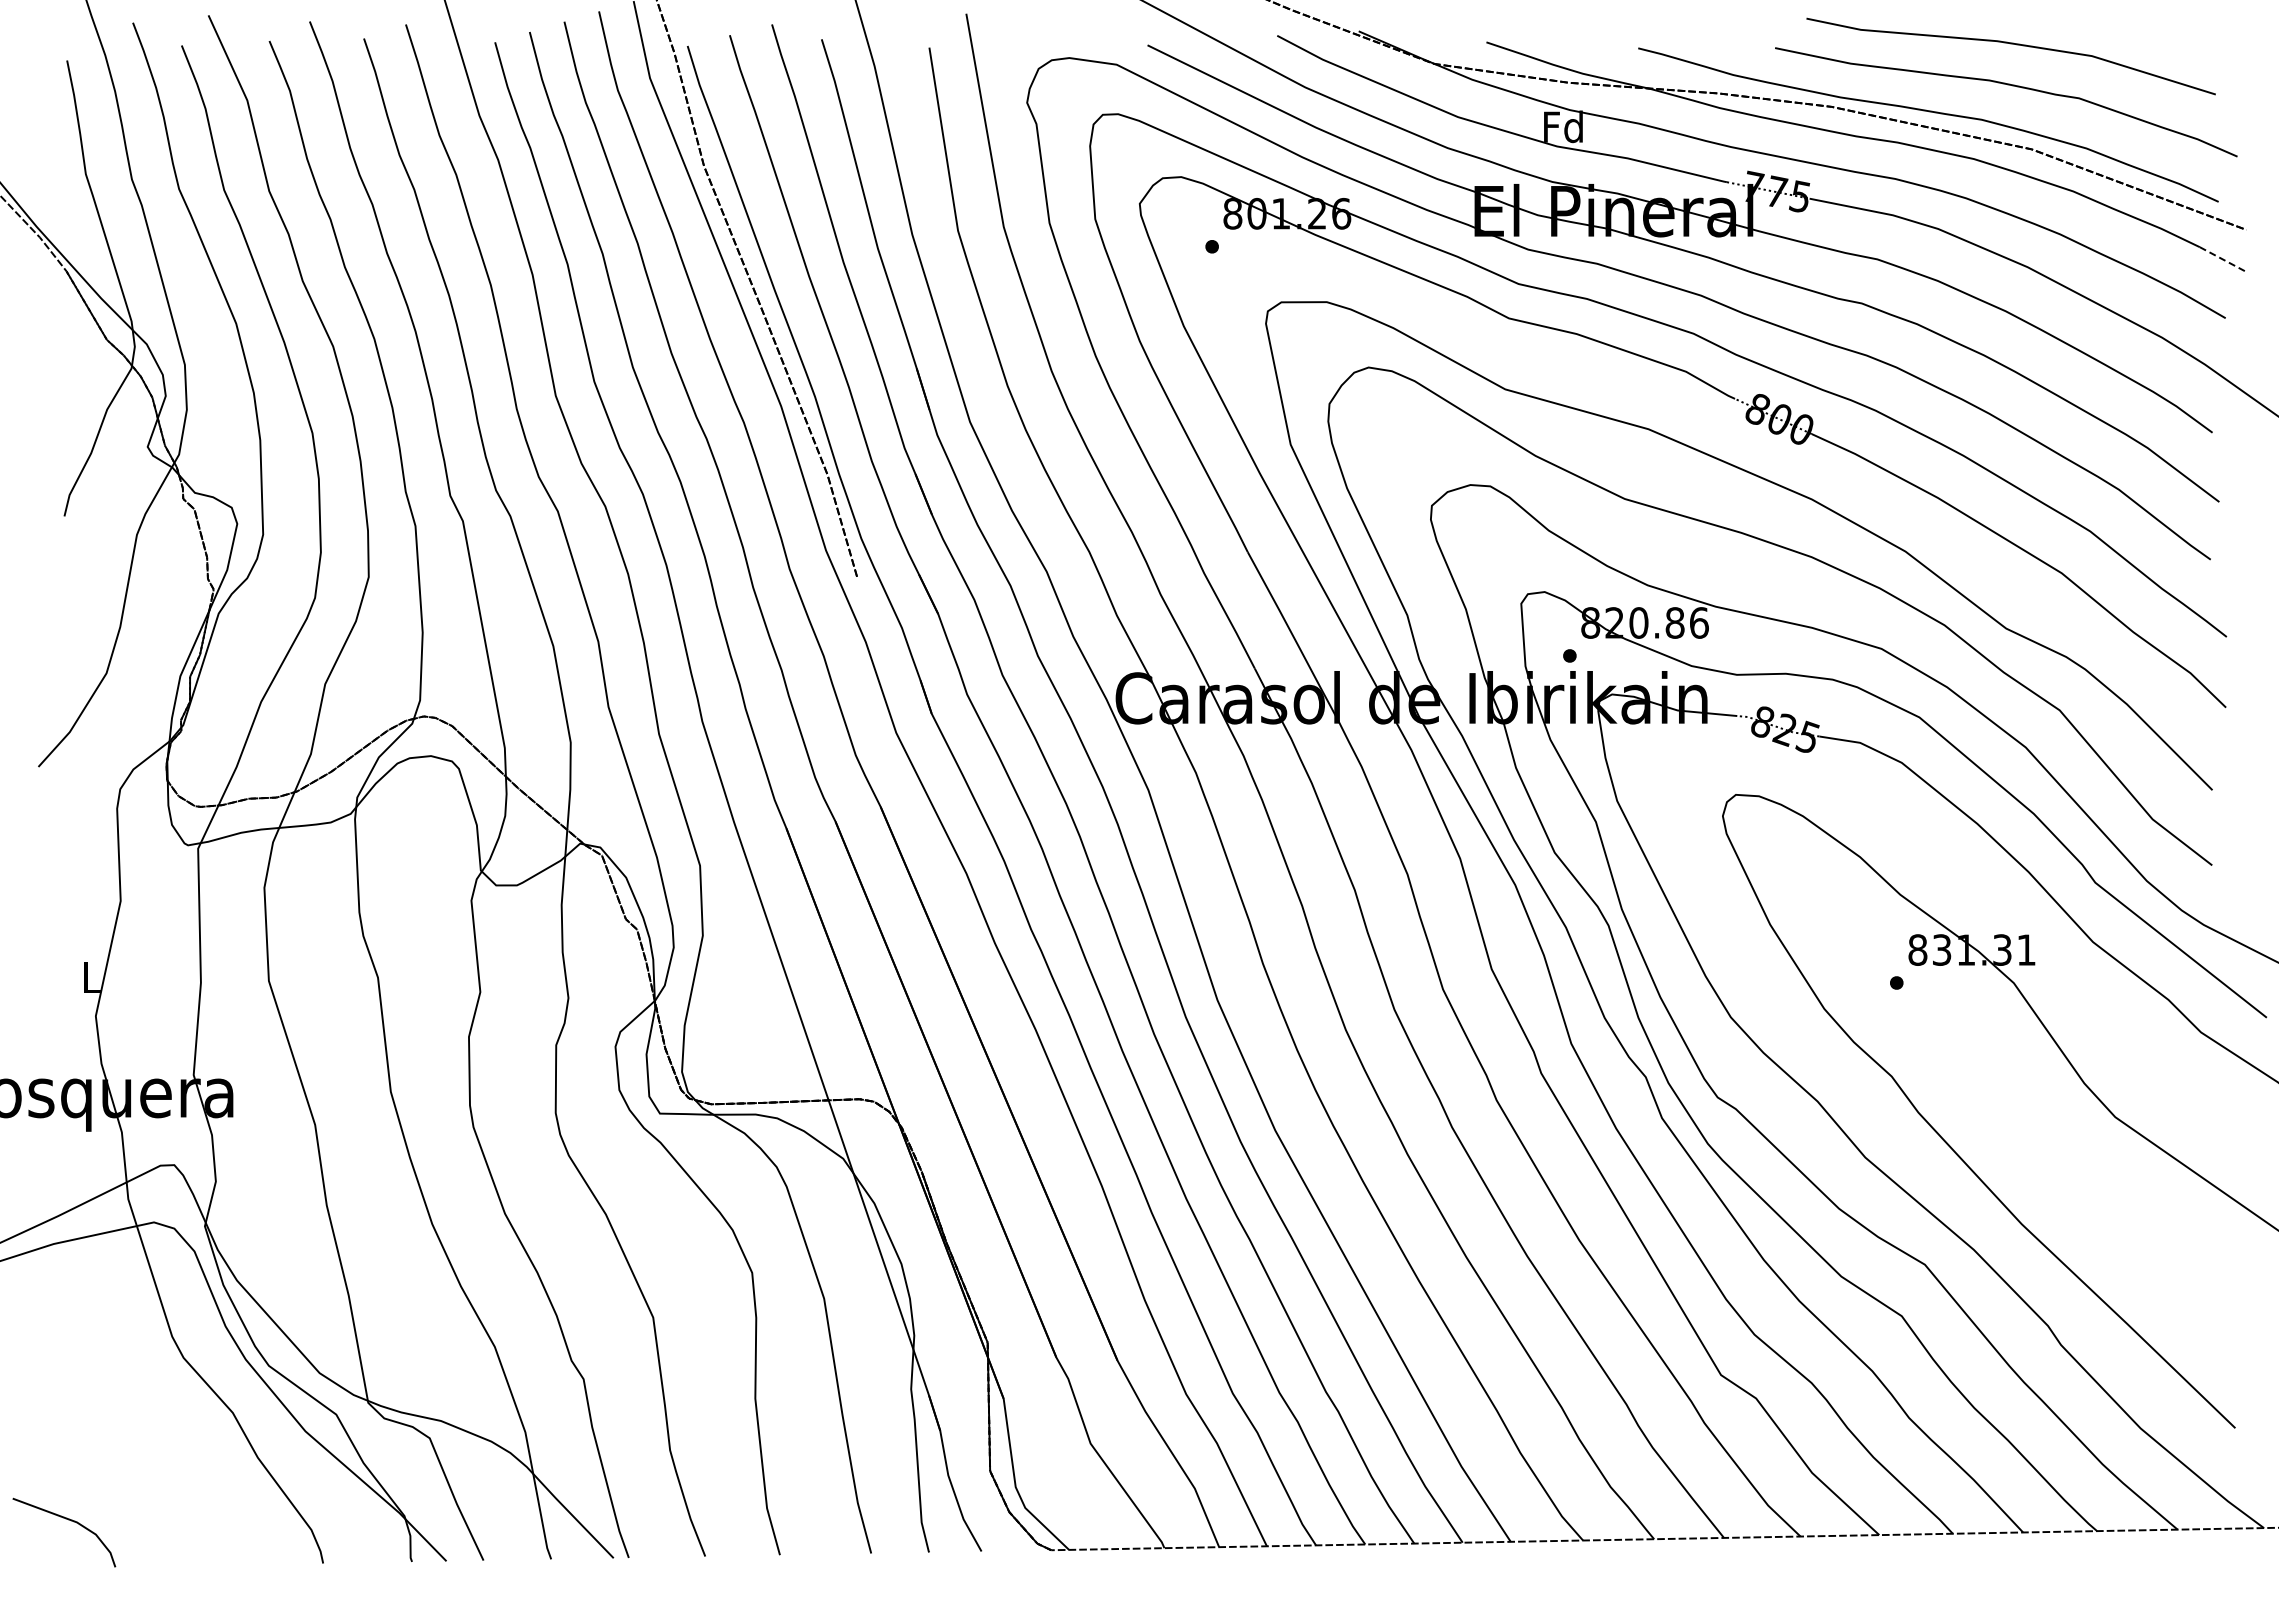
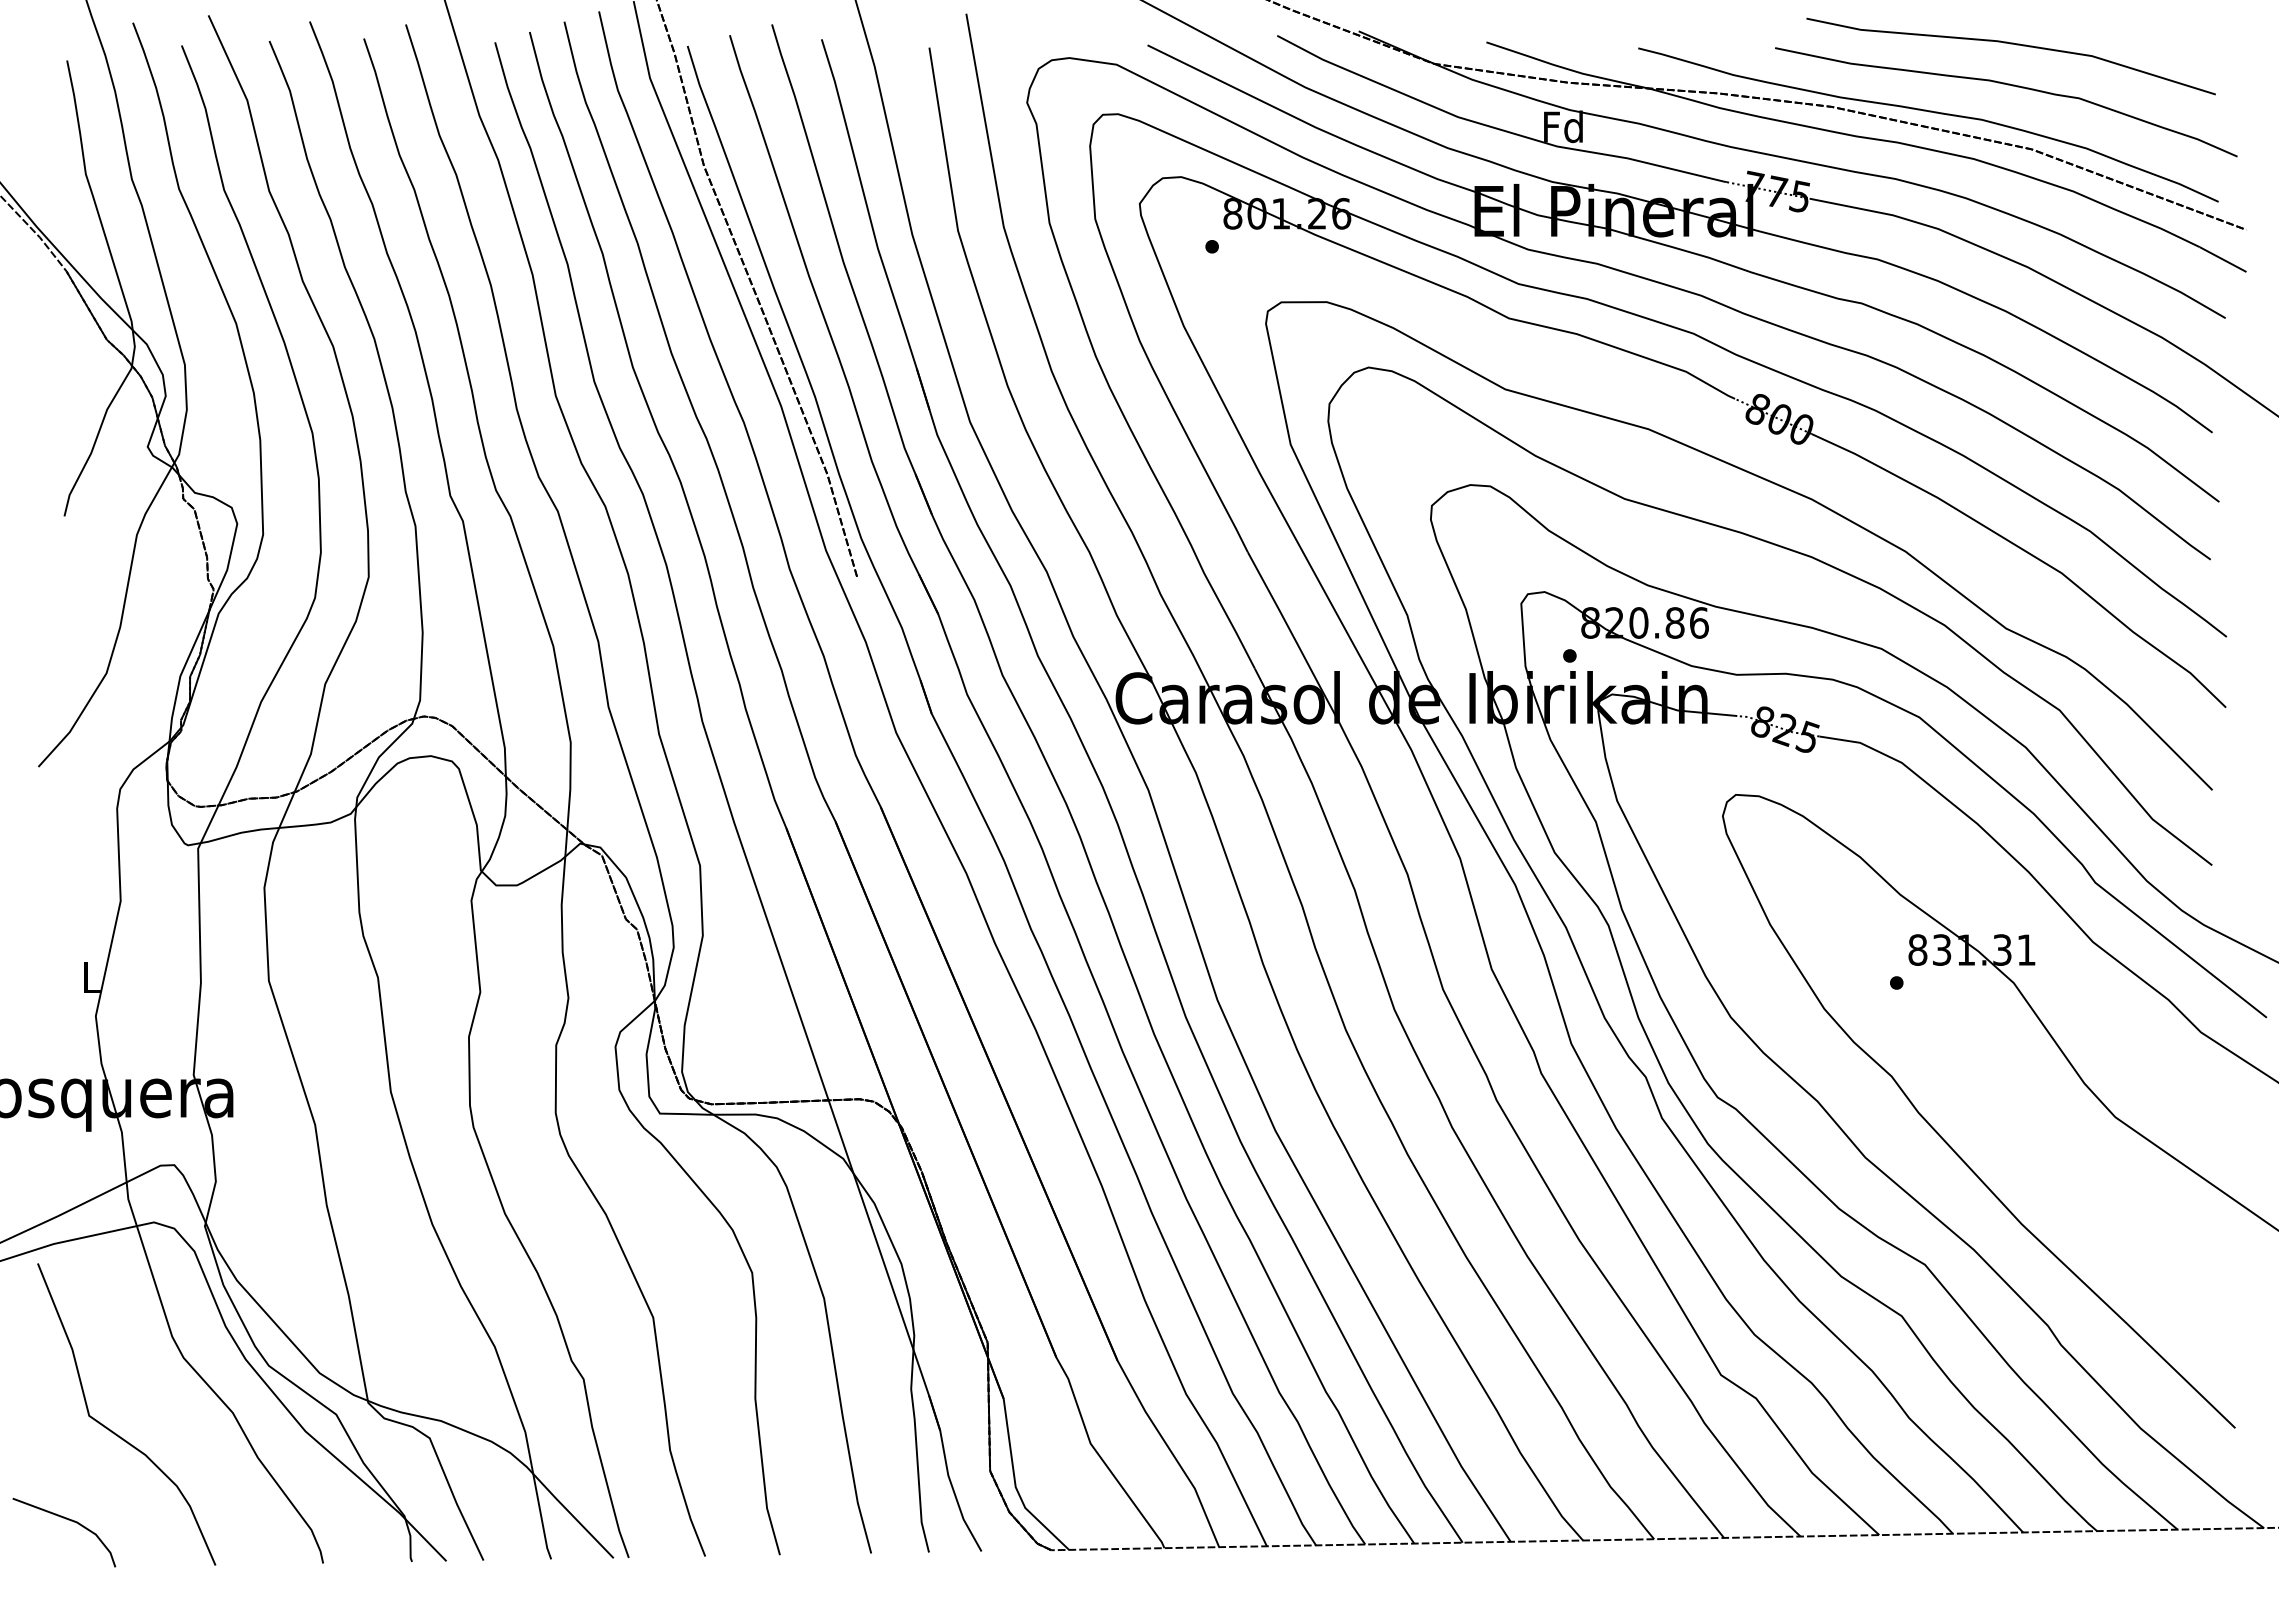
line: dashed -> solid (2223, 259)
curve: none -> present (112, 1430)
